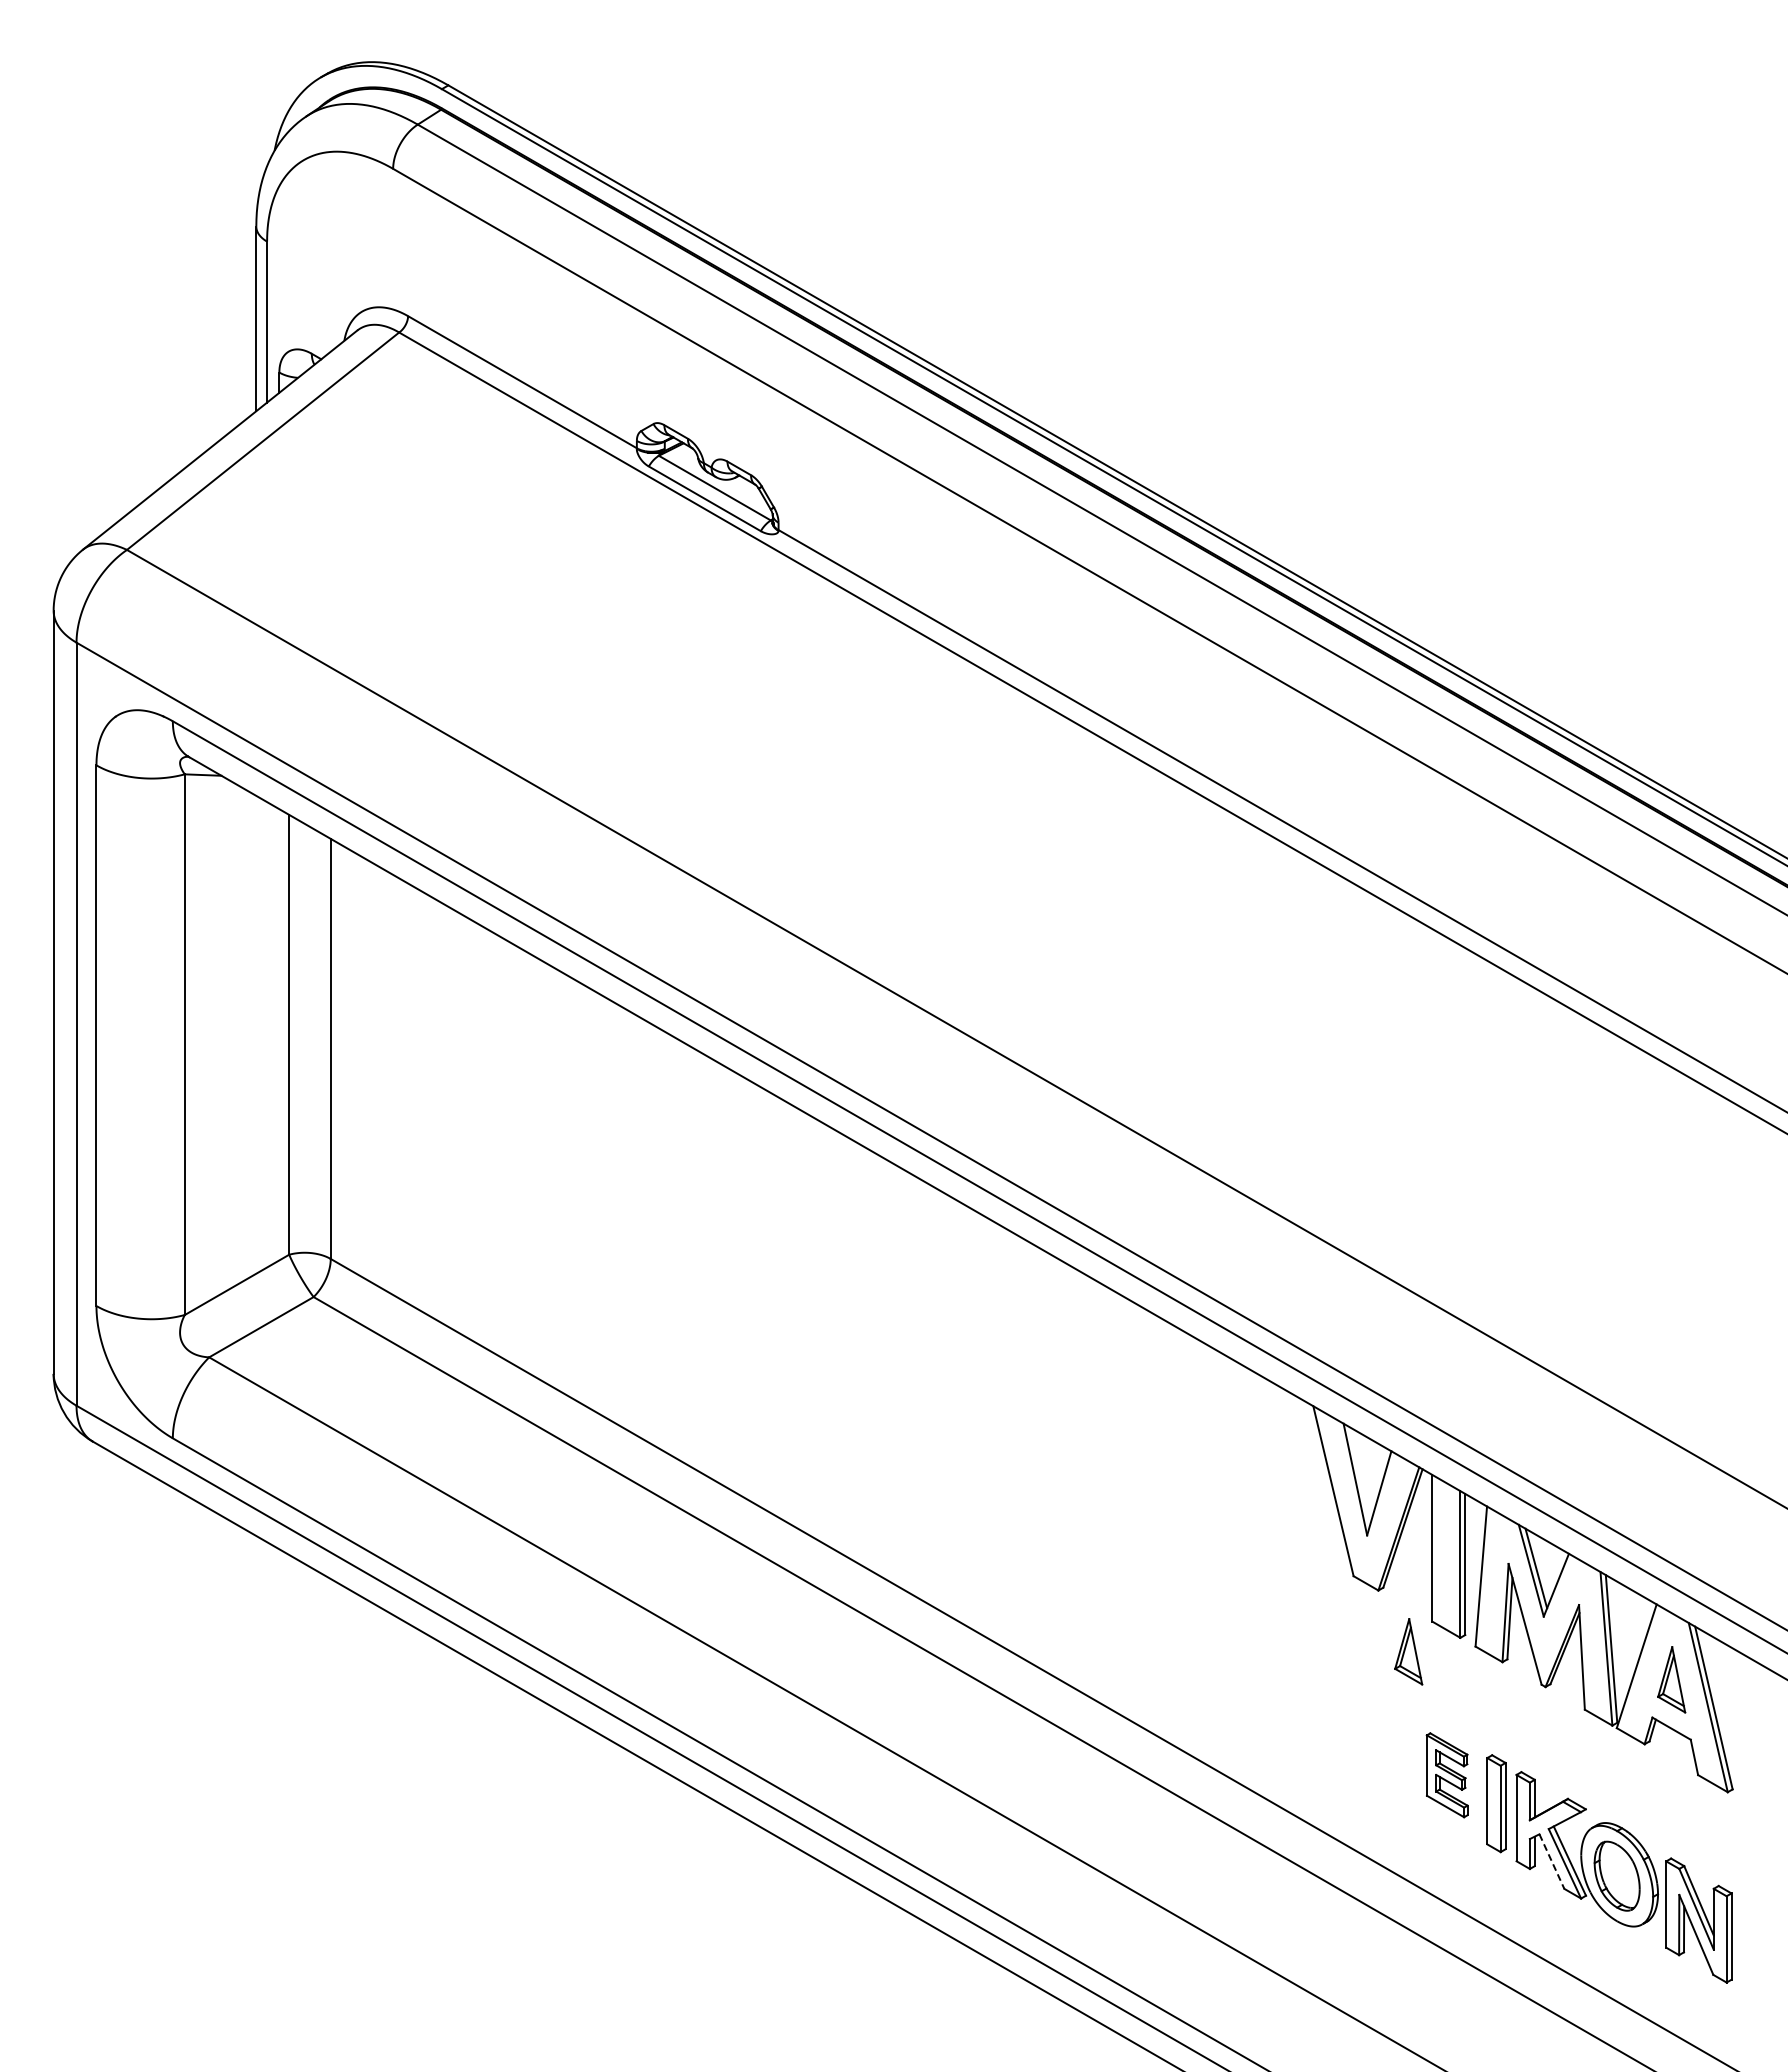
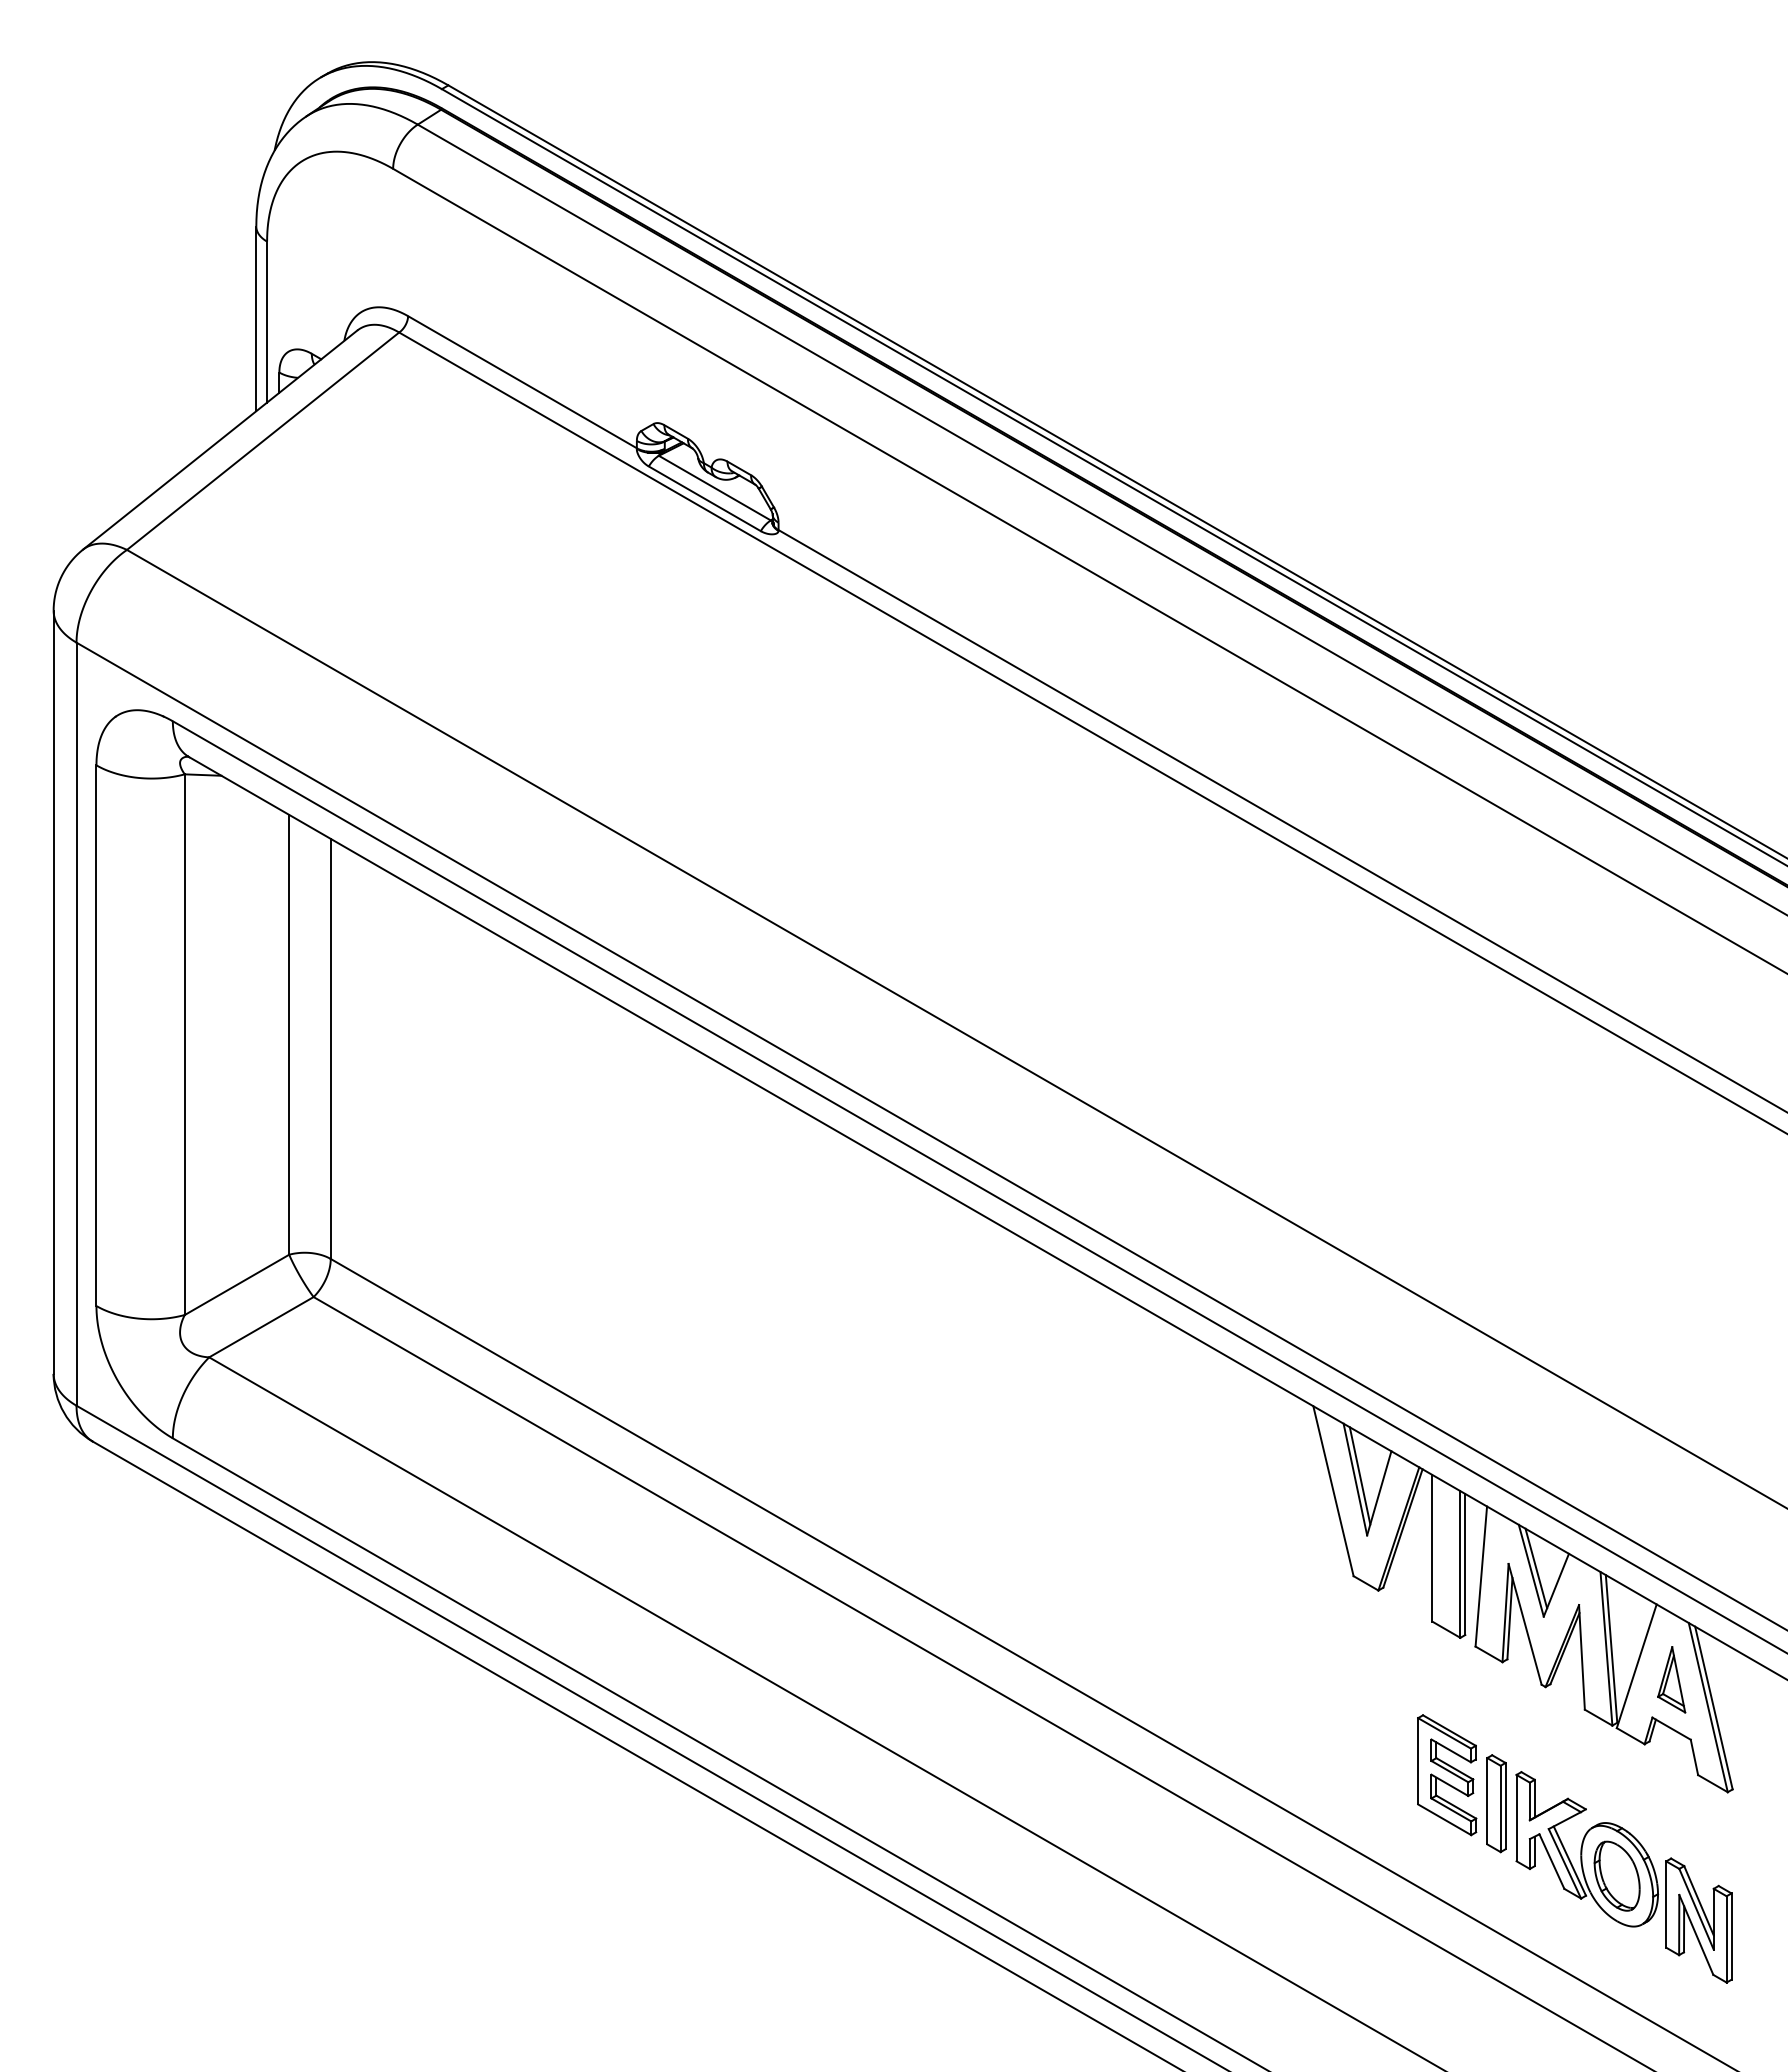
line: none -> present (1359, 1475)
part: present -> none (1408, 1651)
part size: 44x87 px -> 61x123 px (1447, 1775)
line: dashed -> solid (1551, 1861)
